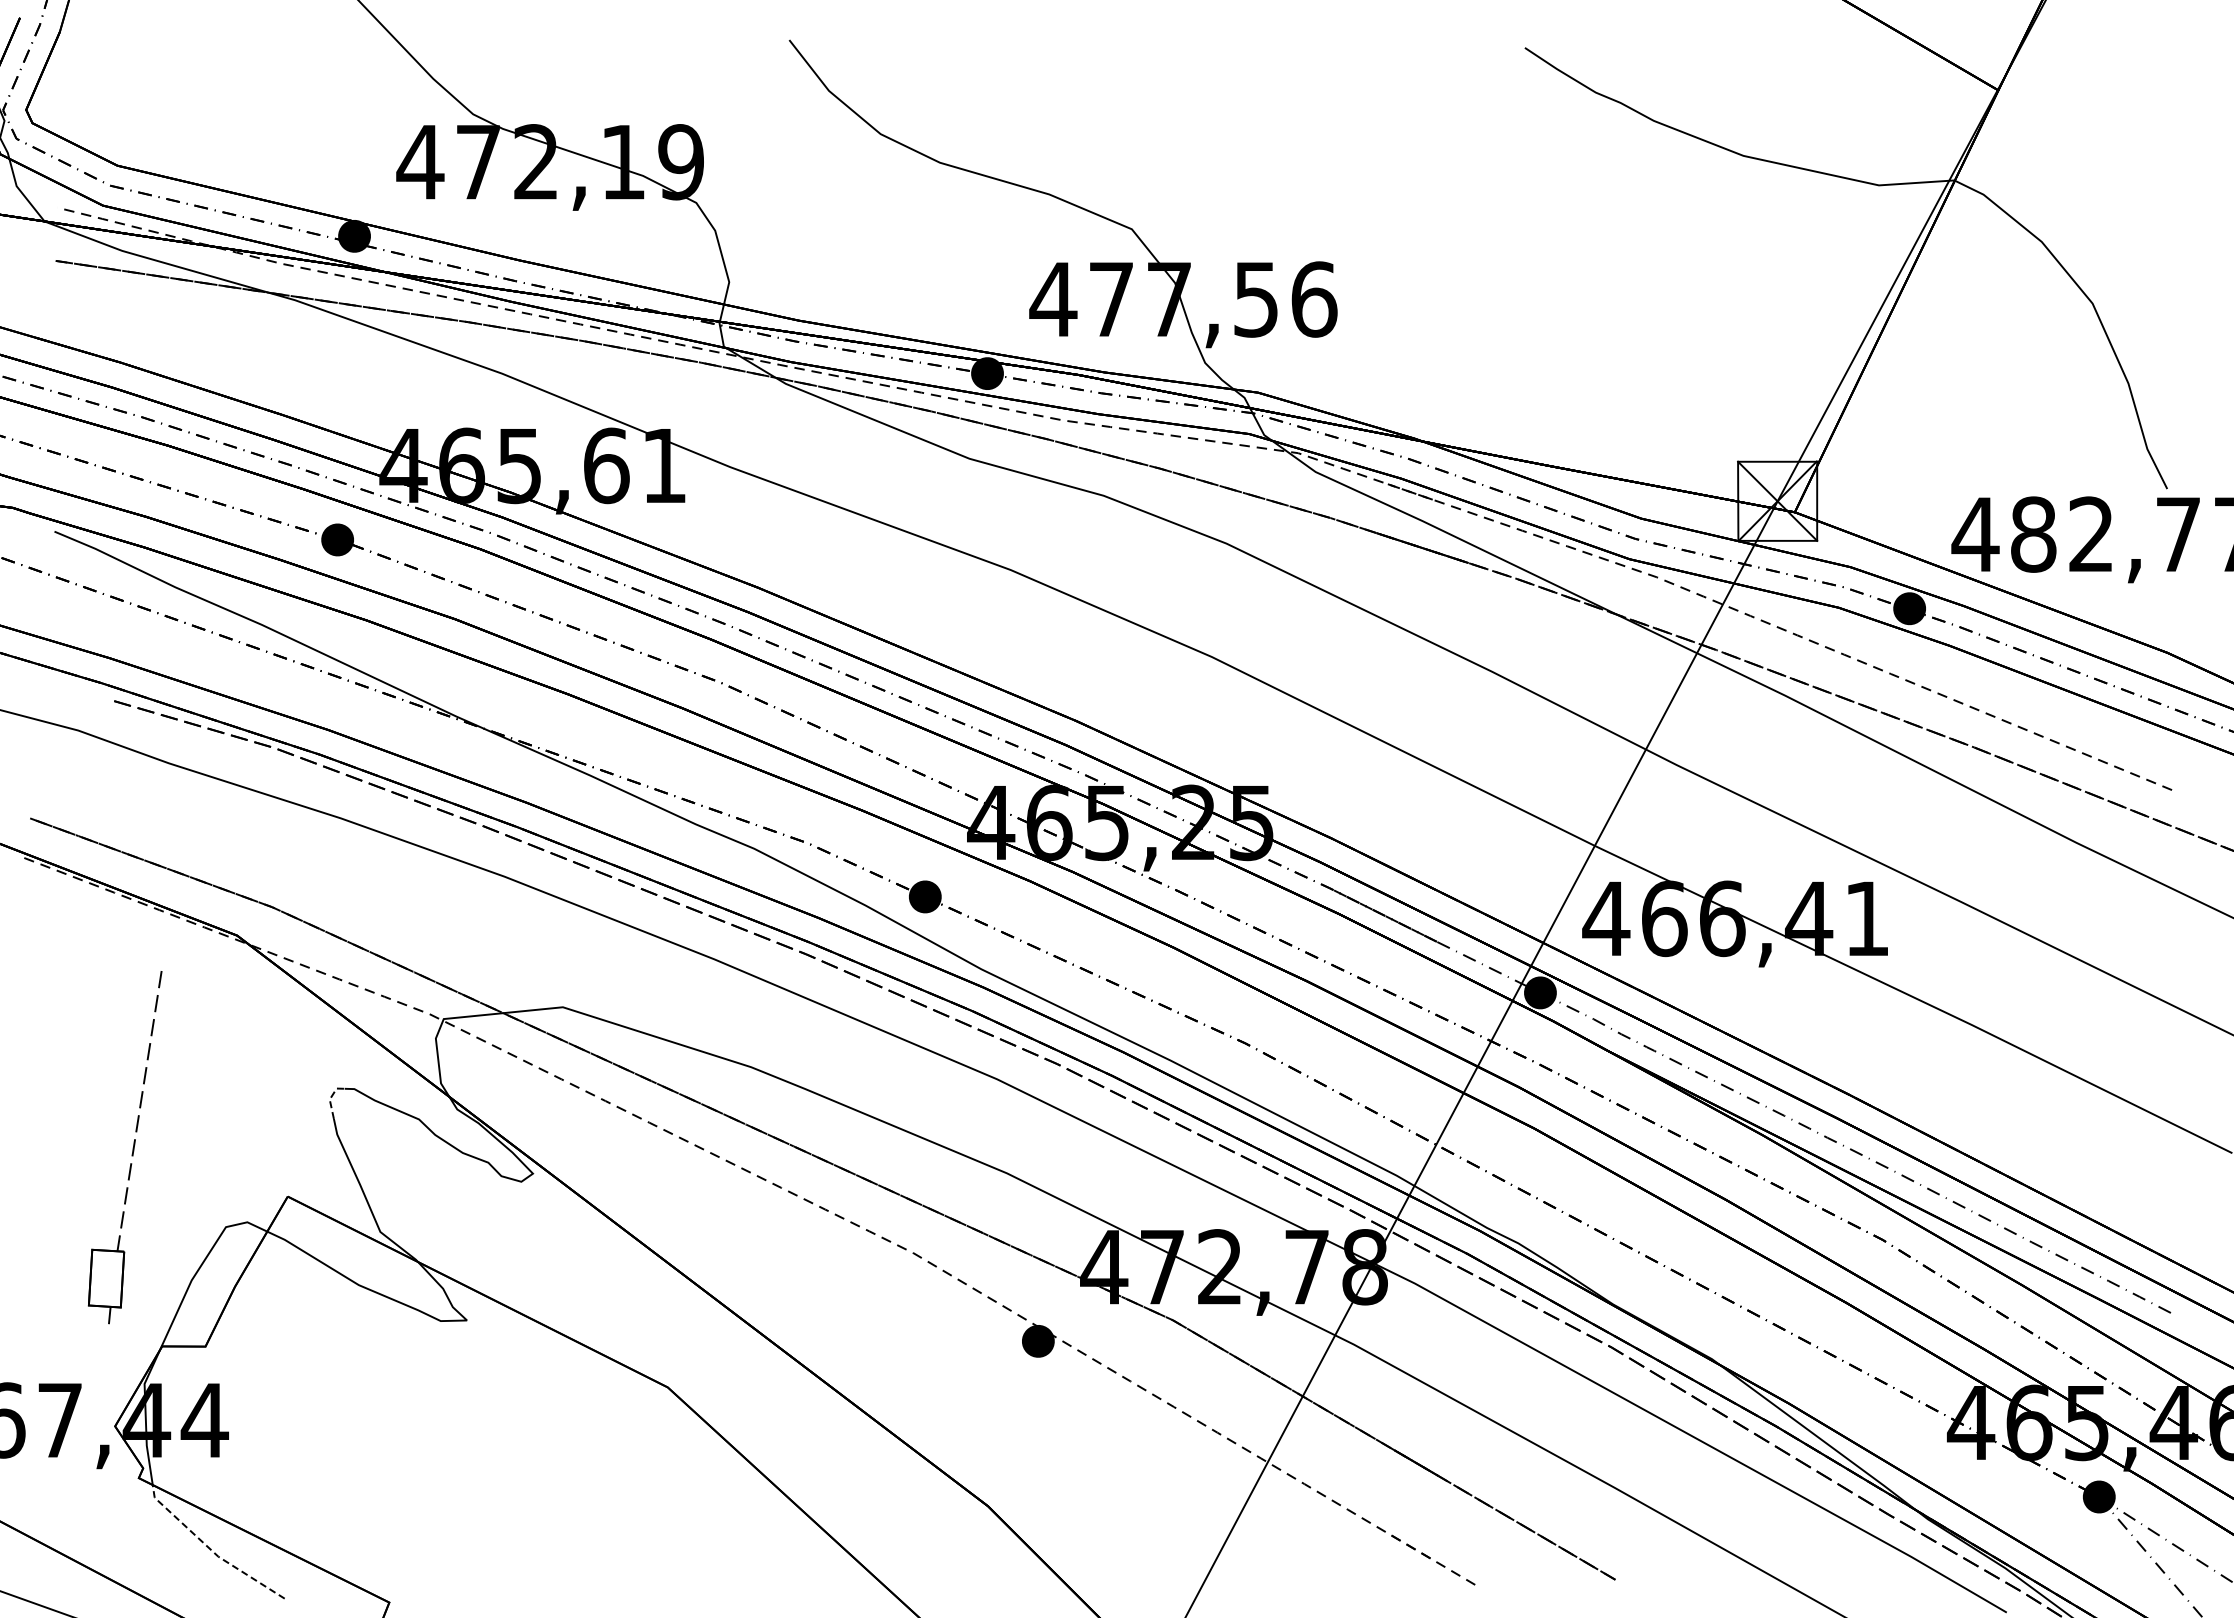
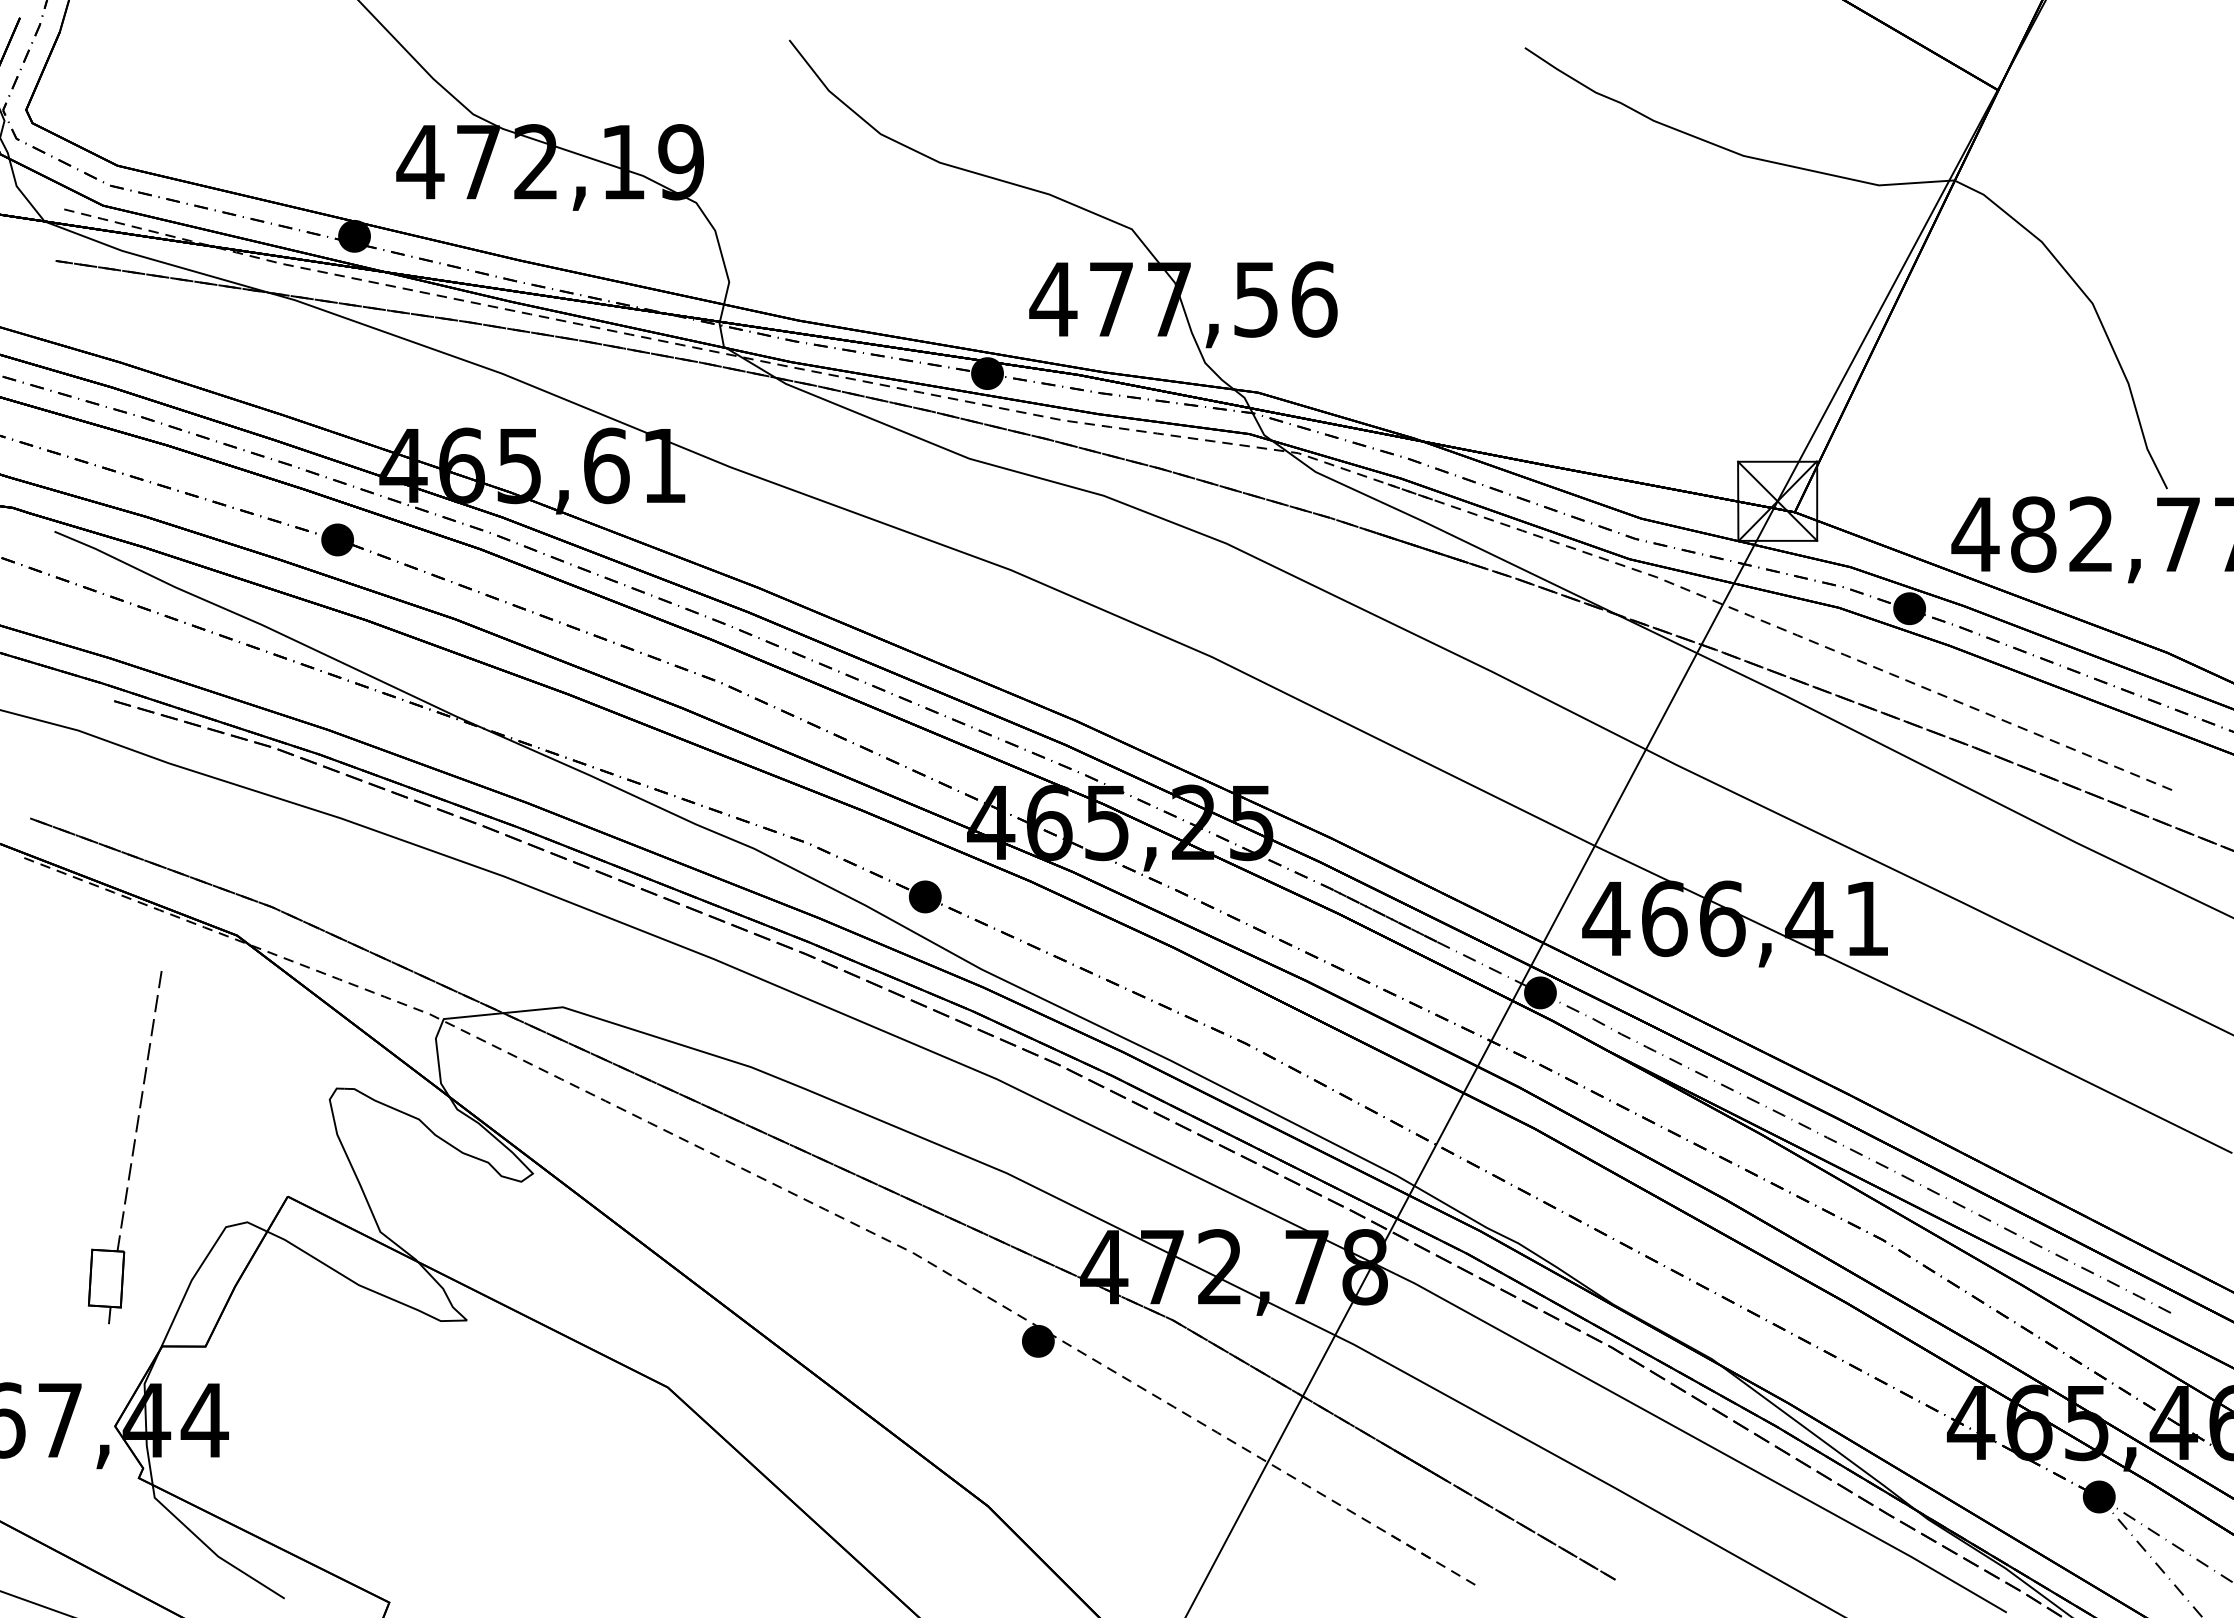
line: dashed -> solid (330, 1098)
line: dashed -> solid (210, 1549)
